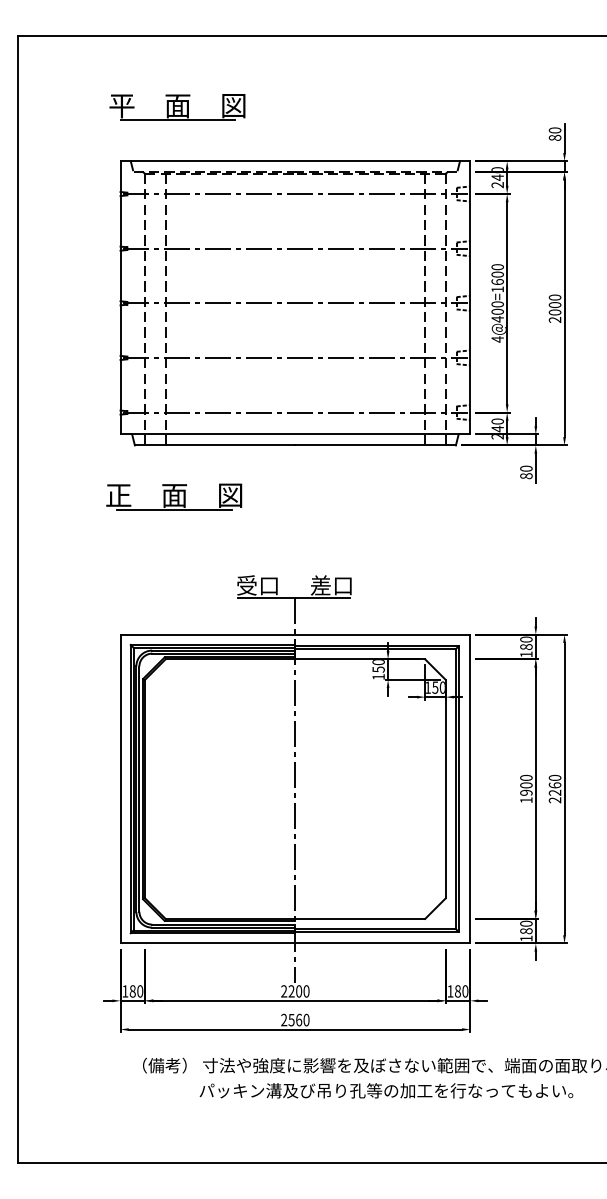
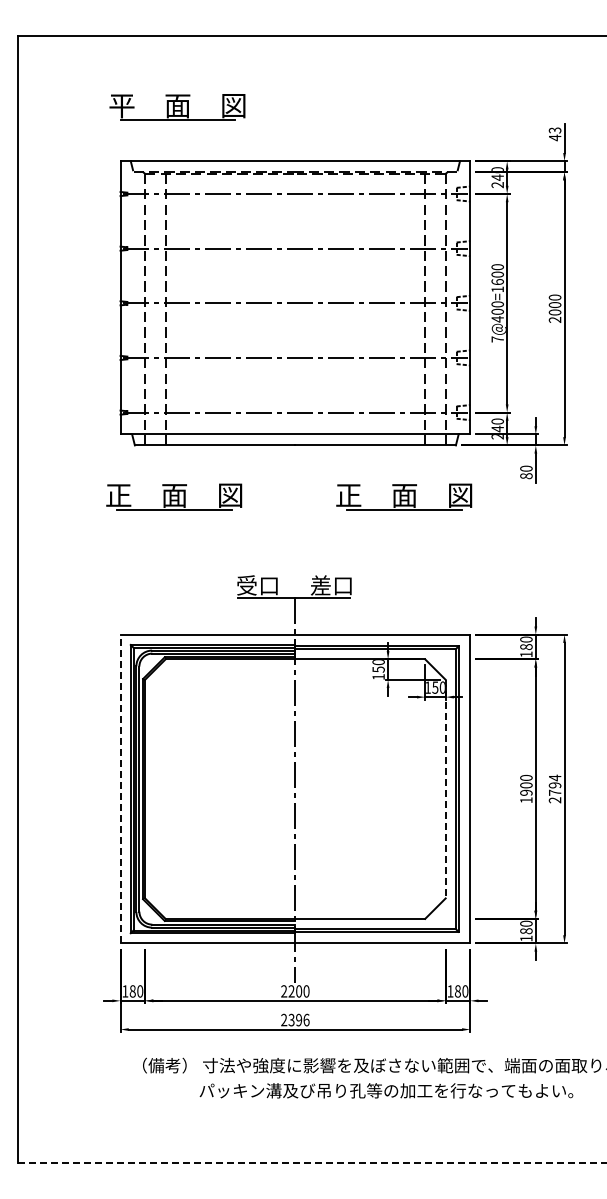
text: 80 -> 43 (554, 134)
text: 4@400=1600 -> 7@400=1600 (497, 339)
part: none -> present (404, 496)
text: 2260 -> 2794 (554, 784)
line: solid -> dashed (120, 788)
line: solid -> dashed (445, 789)
text: 2560 -> 2396 (298, 1019)
line: solid -> dashed (312, 1163)
